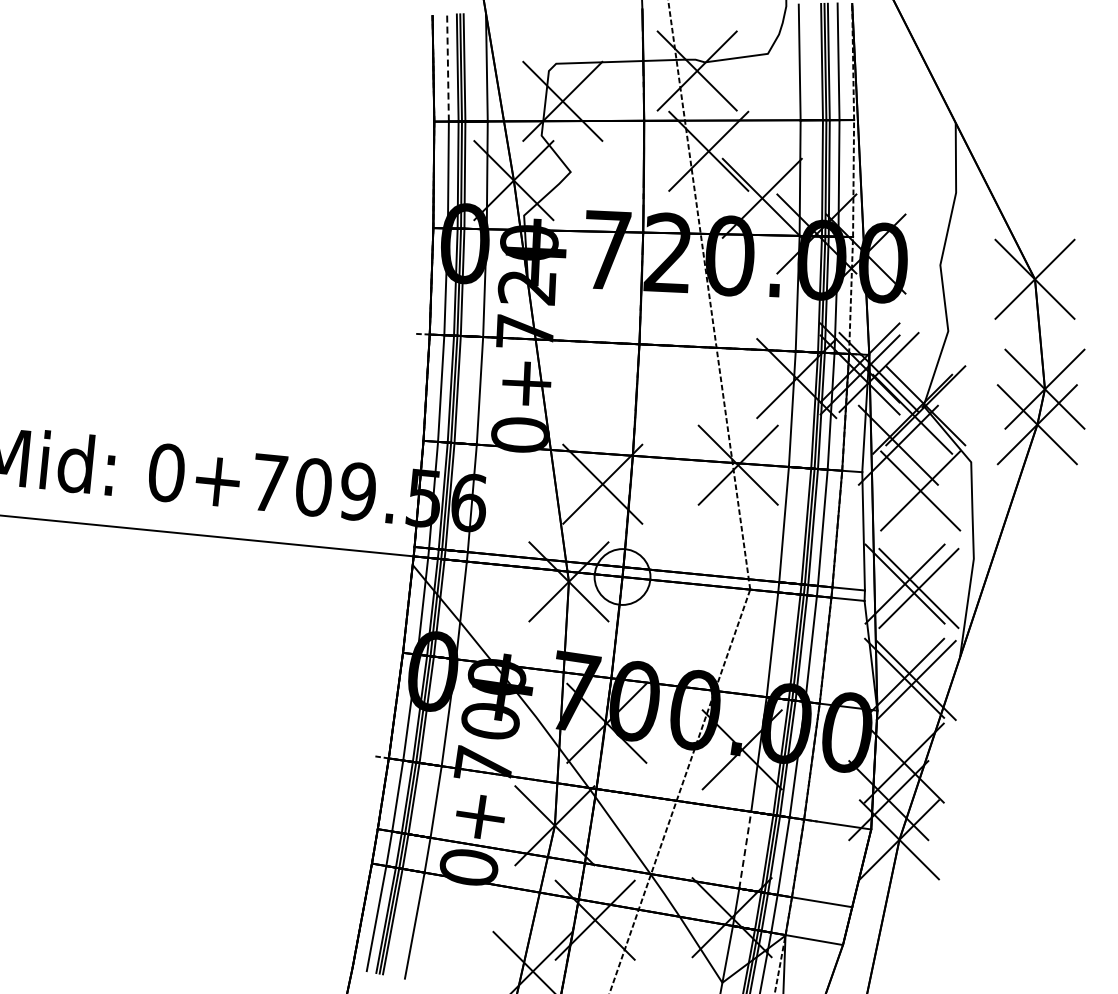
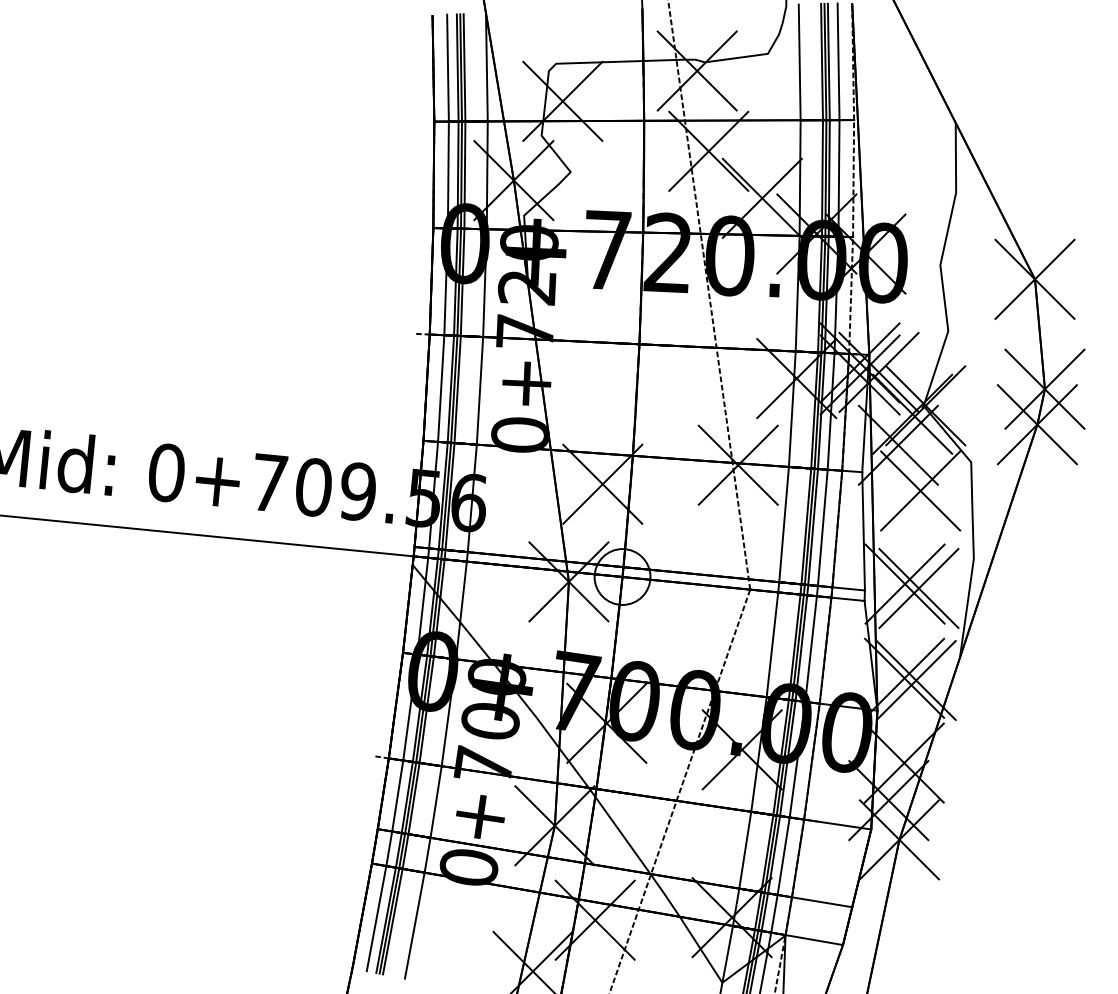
line: dashed -> solid (448, 67)
line: dashed -> solid (745, 850)
